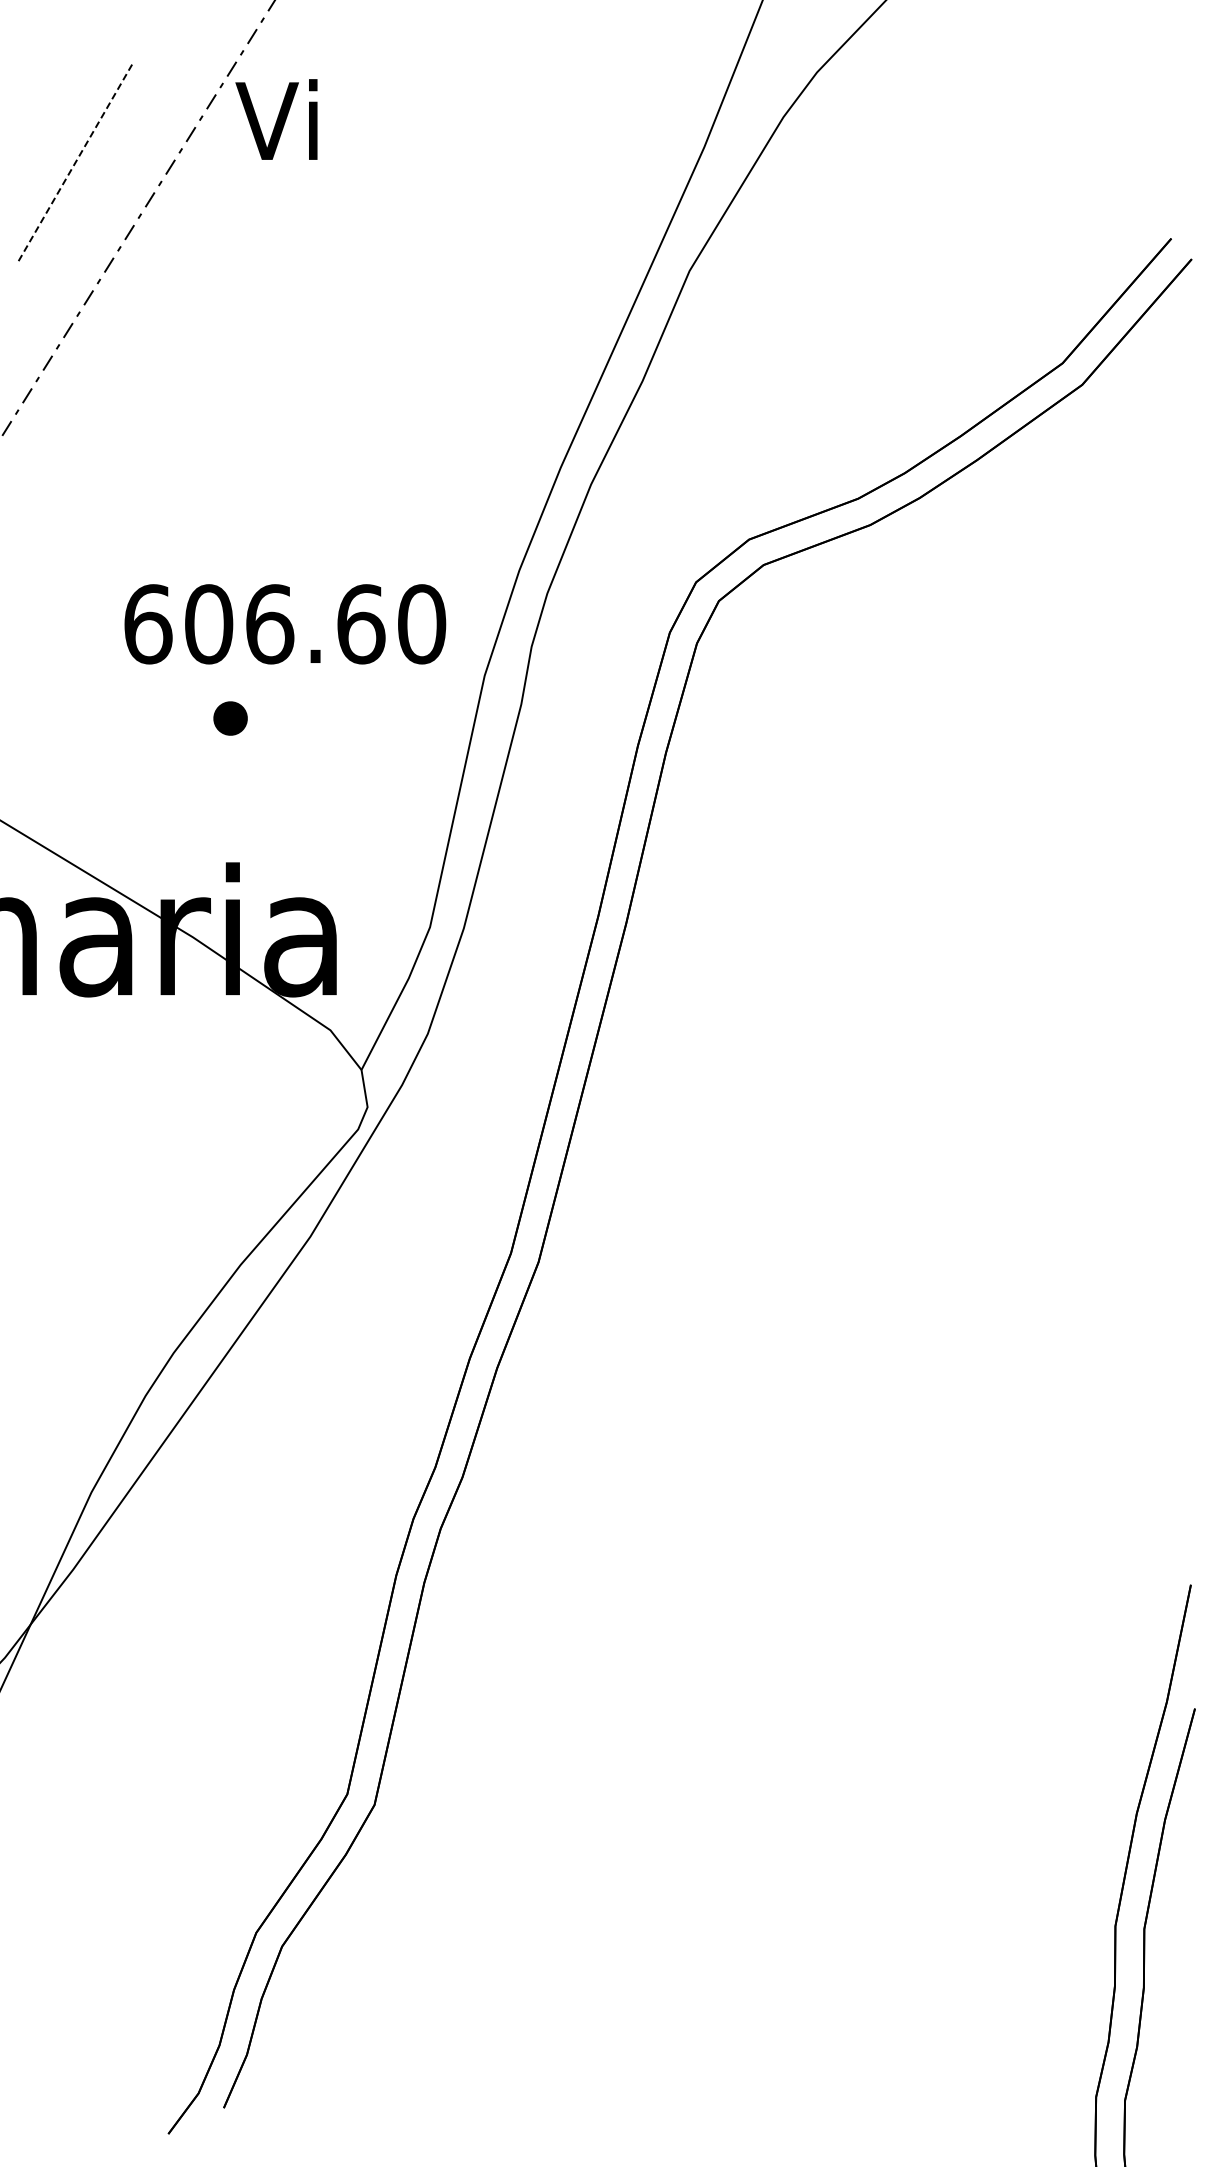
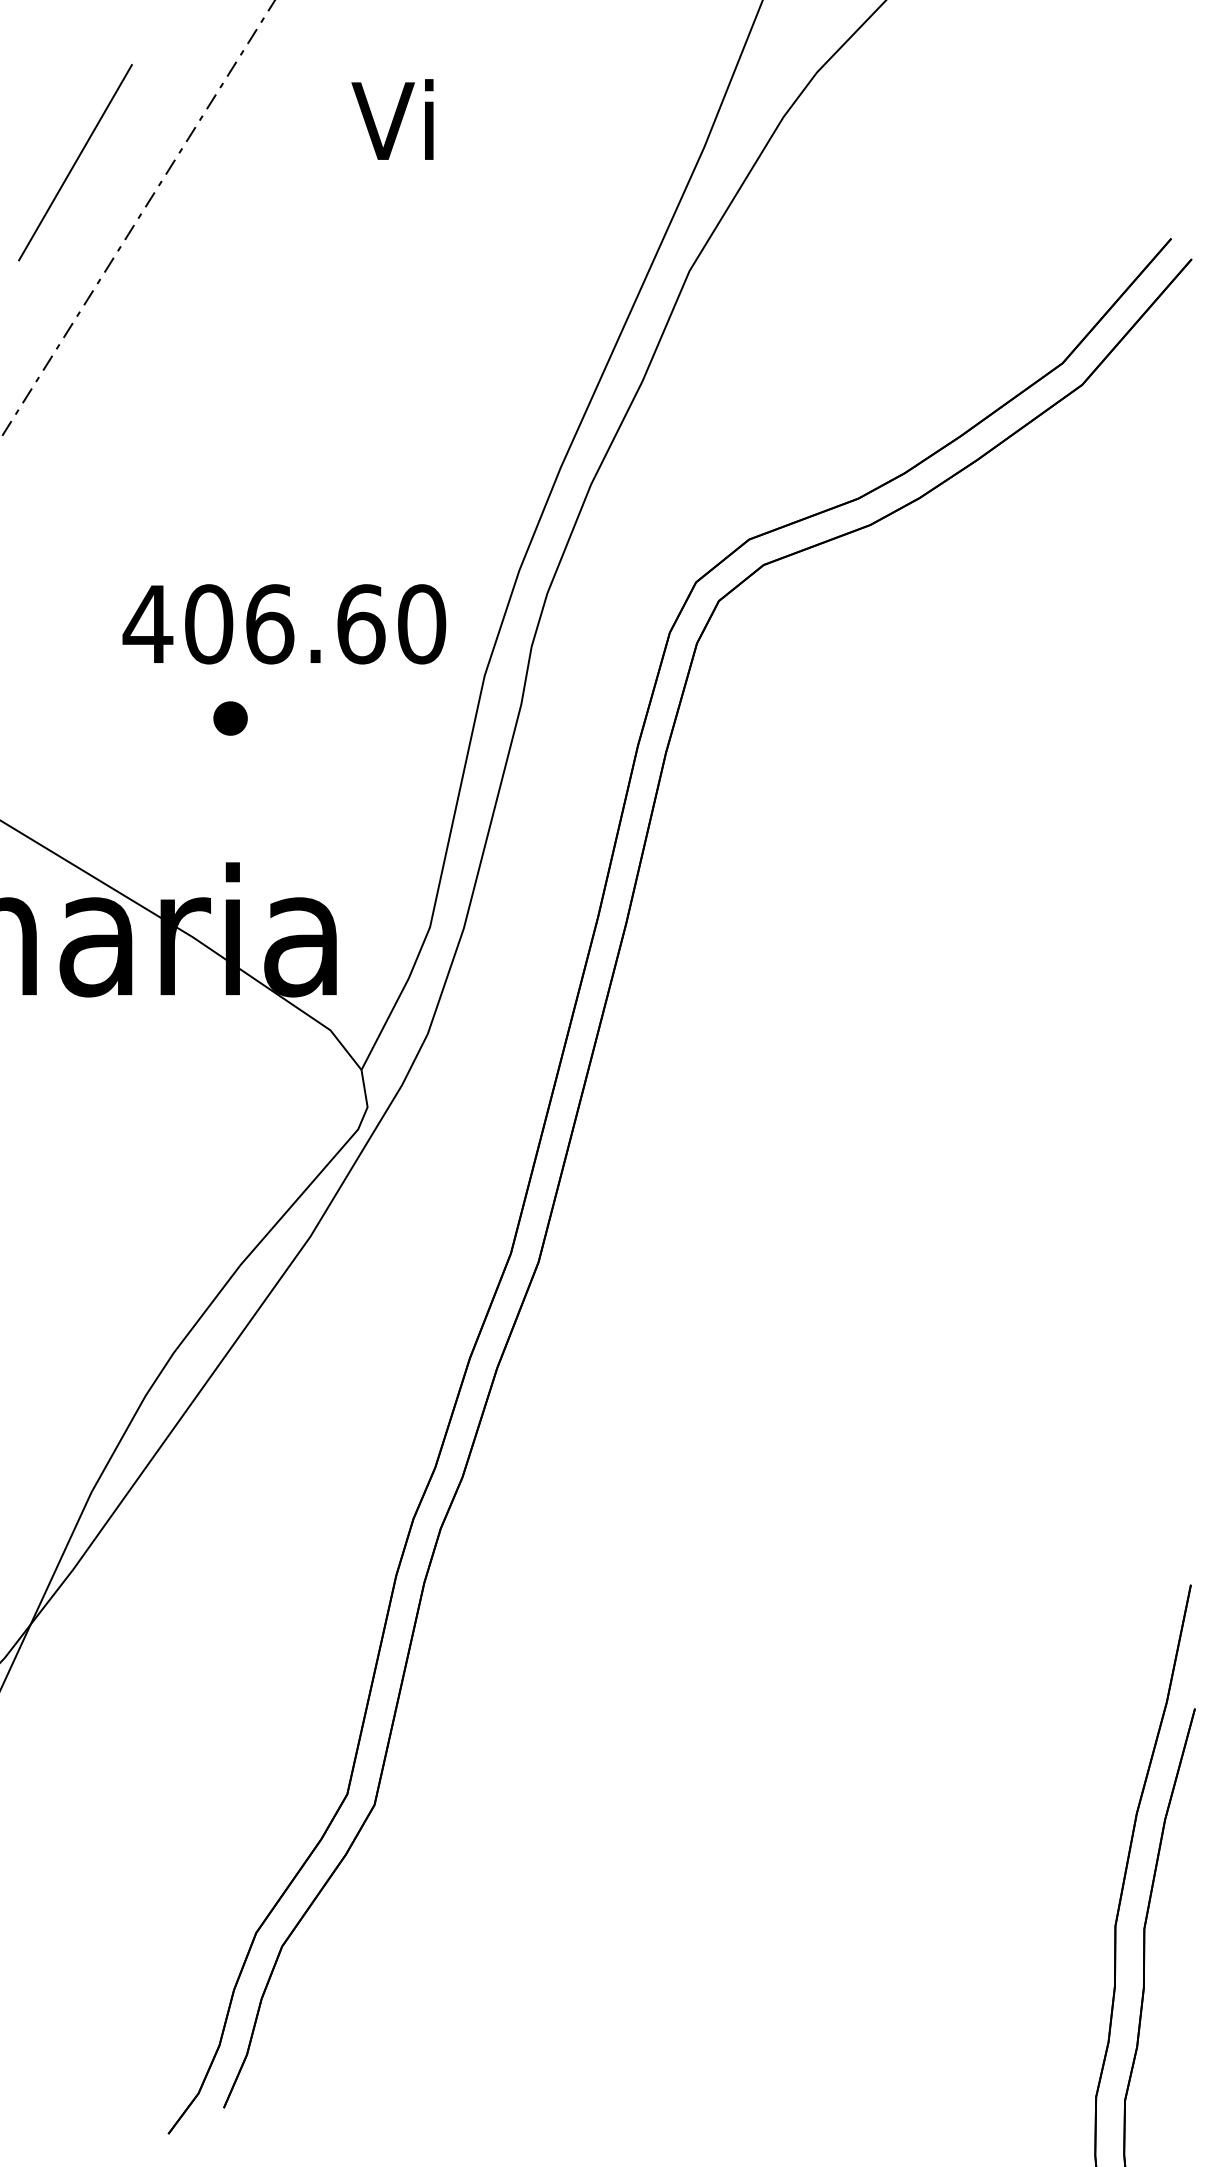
text position: (276, 119) -> (392, 119) (392, 119)
line: dashed -> solid (75, 162)
text: 606.60 -> 406.60 (147, 624)
